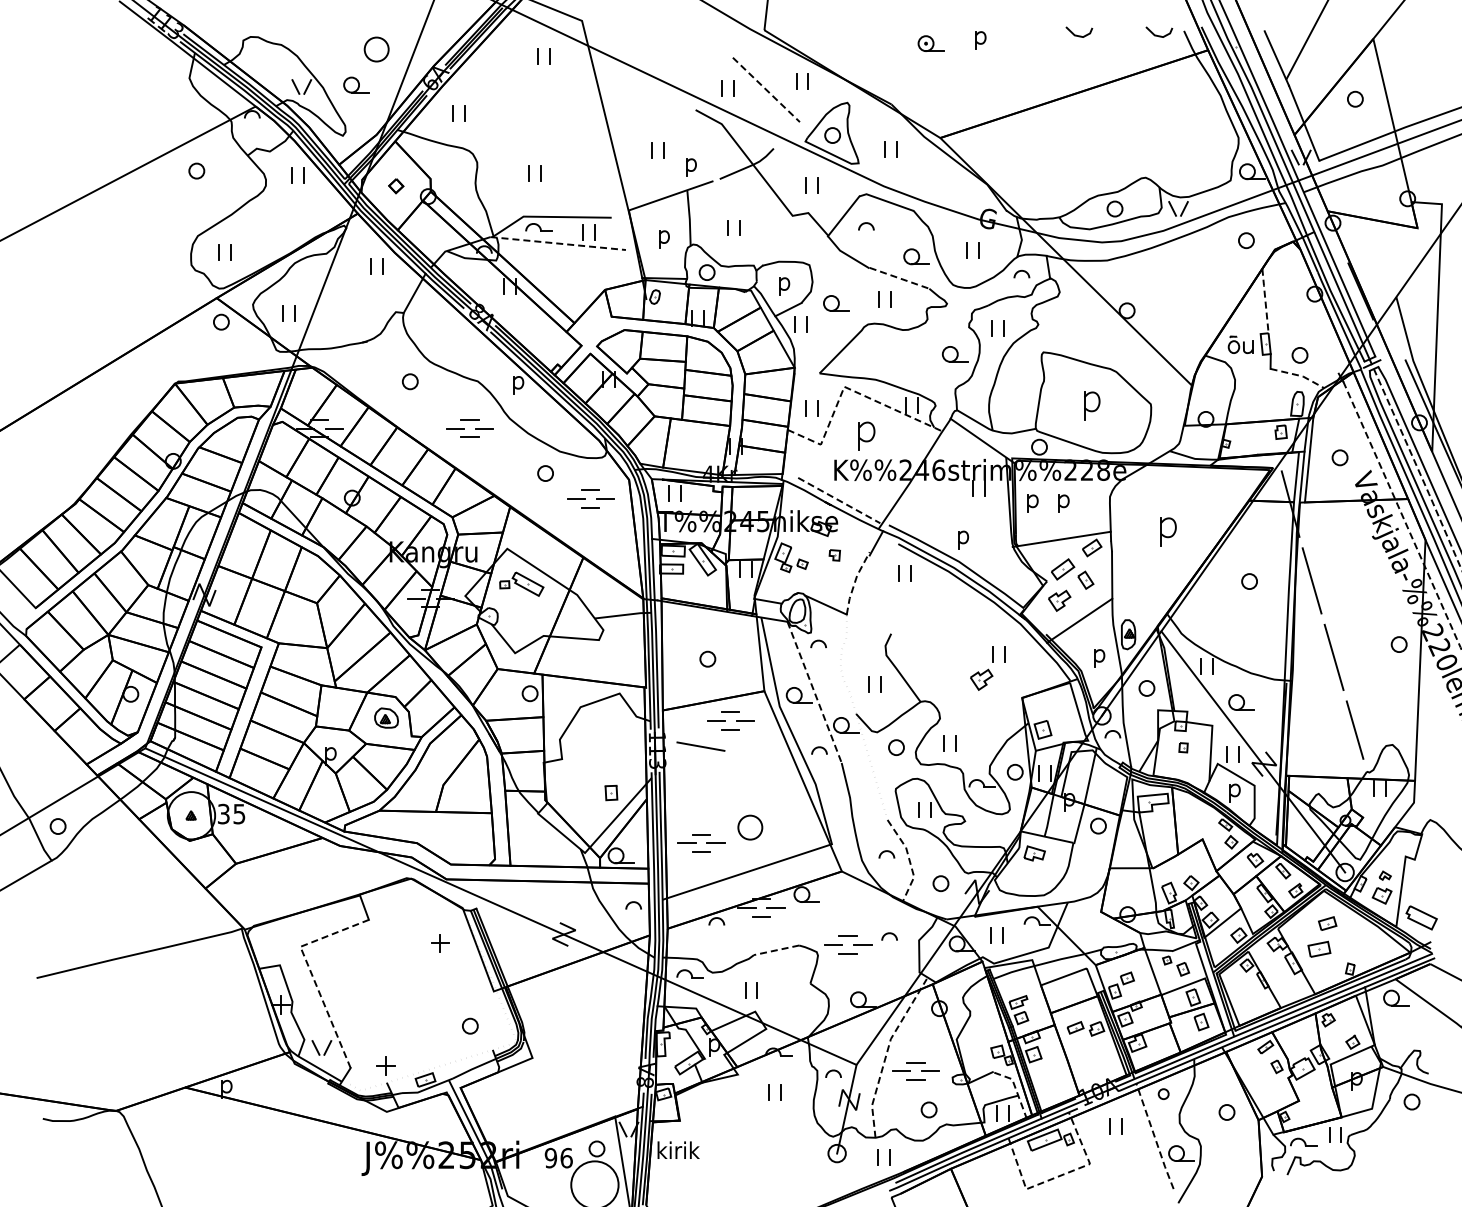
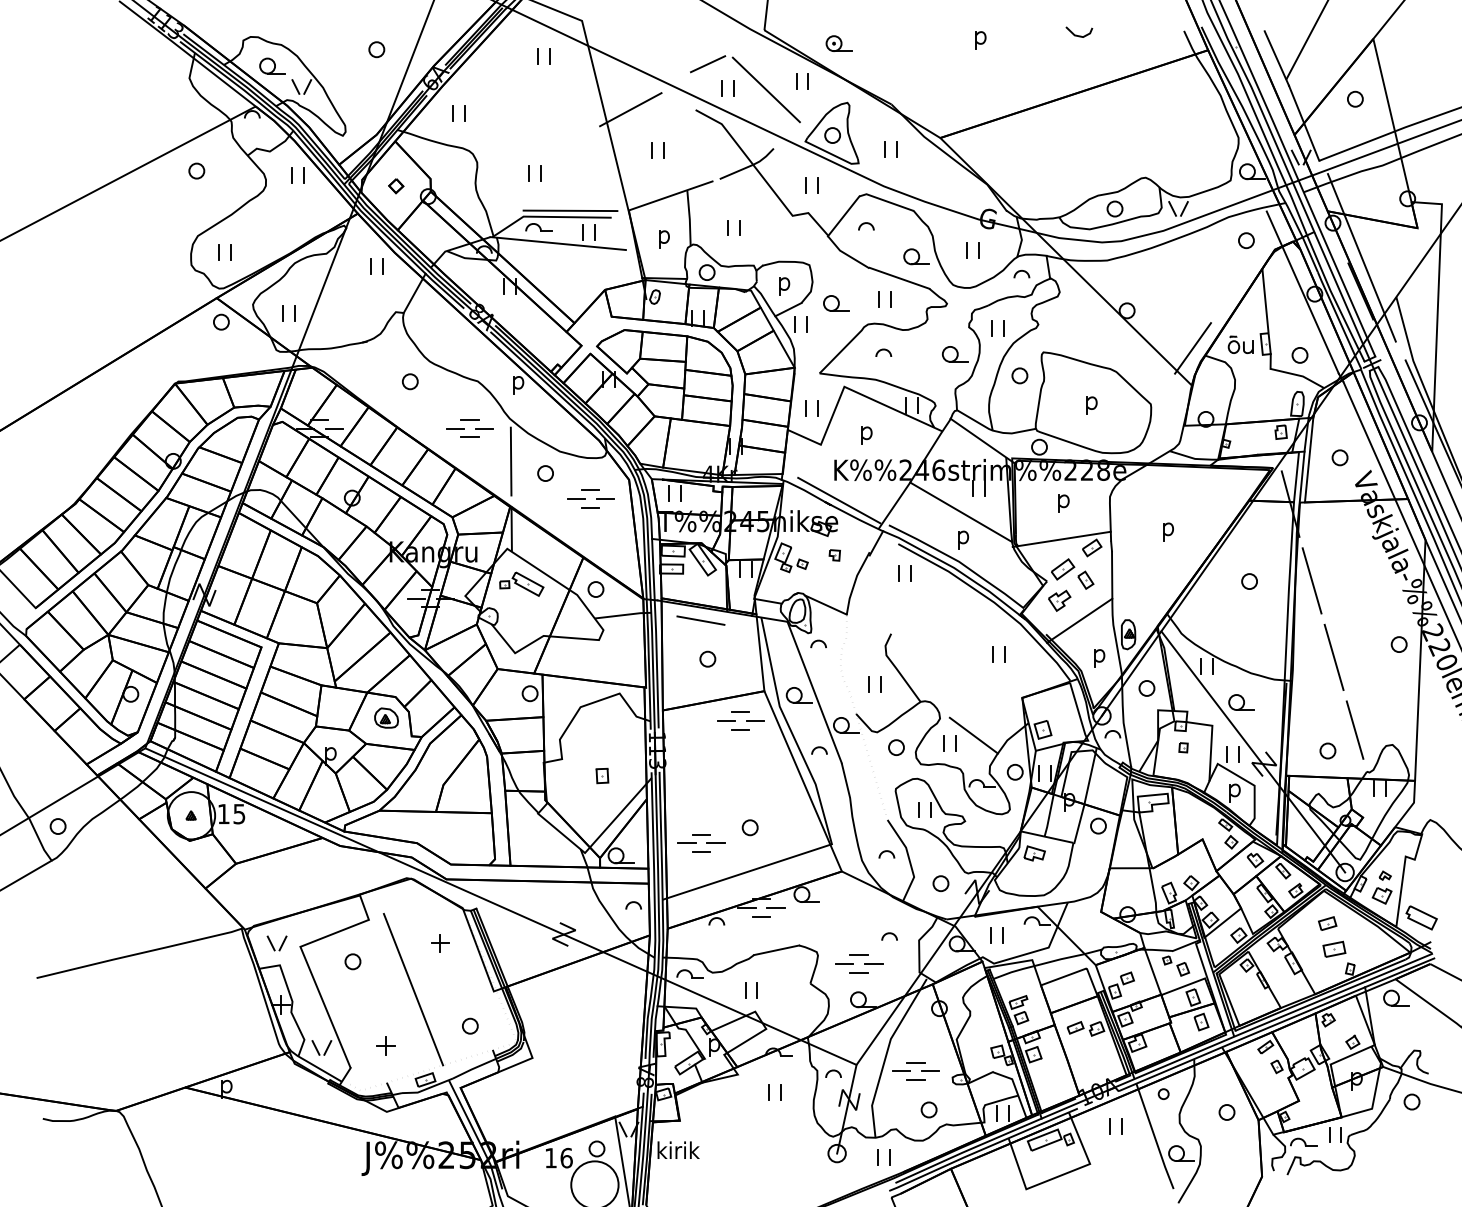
line: present -> none (1159, 35)
part position: (930, 43) -> (838, 43) (838, 43)
part size: 27x27 px -> 18x18 px (376, 49)
line: none -> present (707, 64)
part position: (356, 84) -> (272, 65) (272, 65)
line: dashed -> solid (766, 90)
line: none -> present (630, 109)
part: present -> none (691, 167)
line: none -> present (570, 210)
line: dashed -> solid (558, 243)
line: none -> present (1361, 257)
line: dashed -> solid (899, 278)
line: none -> present (1302, 292)
line: dashed -> solid (1265, 300)
line: none -> present (1193, 348)
part: none -> present (883, 352)
part: none -> present (1019, 375)
line: dashed -> solid (1299, 375)
line: dashed -> solid (847, 388)
part size: 17x30 px -> 12x19 px (1091, 405)
part size: 18x30 px -> 12x19 px (866, 435)
line: dashed -> solid (1416, 464)
line: none -> present (510, 488)
line: dashed -> solid (839, 500)
part: present -> none (1032, 503)
line: none -> present (961, 512)
line: dashed -> solid (1402, 516)
part size: 17x30 px -> 11x20 px (1168, 531)
line: dashed -> solid (855, 582)
part: none -> present (595, 589)
part: present -> none (981, 679)
line: dashed -> solid (814, 692)
part position: (730, 720) -> (740, 720) (740, 720)
line: none -> present (973, 735)
line position: (700, 746) -> (700, 620) (700, 620)
part: none -> present (1327, 750)
part position: (611, 792) -> (602, 775) (602, 775)
text: 35 -> 15 (223, 813)
part size: 27x27 px -> 18x18 px (749, 827)
line: dashed -> solid (909, 860)
part: none -> present (276, 943)
part position: (848, 944) -> (859, 963) (859, 963)
part position: (1319, 948) -> (1334, 948) (1334, 948)
line: dashed -> solid (776, 950)
part: none -> present (352, 961)
line: dashed -> solid (311, 972)
line: none -> present (413, 989)
line: dashed -> solid (886, 1054)
part position: (385, 1065) -> (385, 1045) (385, 1045)
line: dashed -> solid (1015, 1088)
line: dashed -> solid (1154, 1137)
text: 96 -> 16 (550, 1157)
line: dashed -> solid (1058, 1176)
